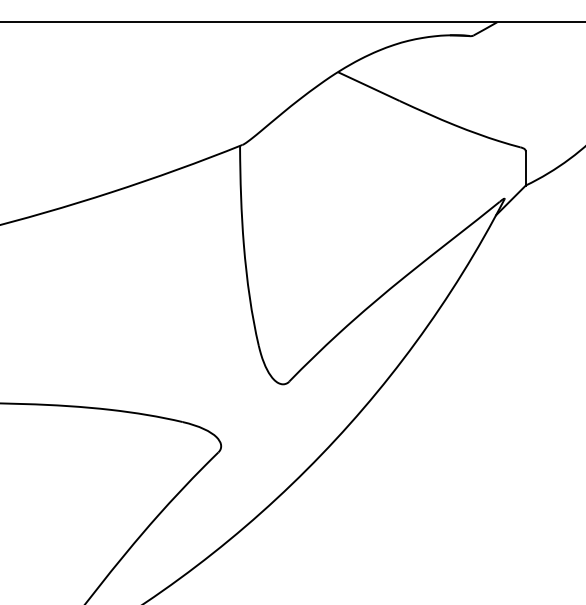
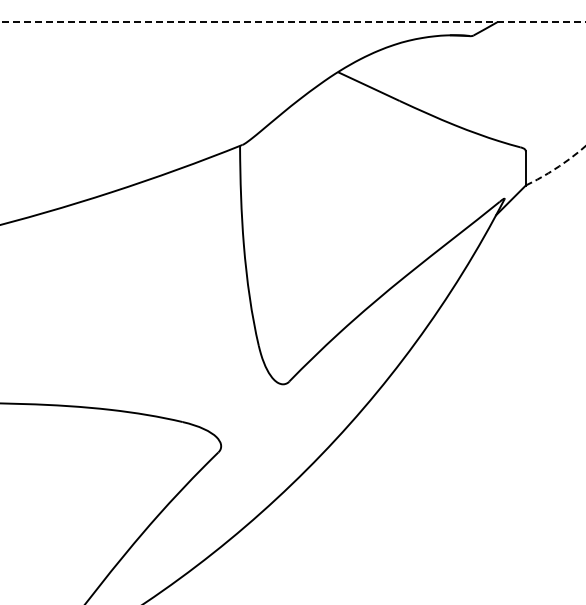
line: solid -> dashed (293, 22)
arc: solid -> dashed (557, 167)
